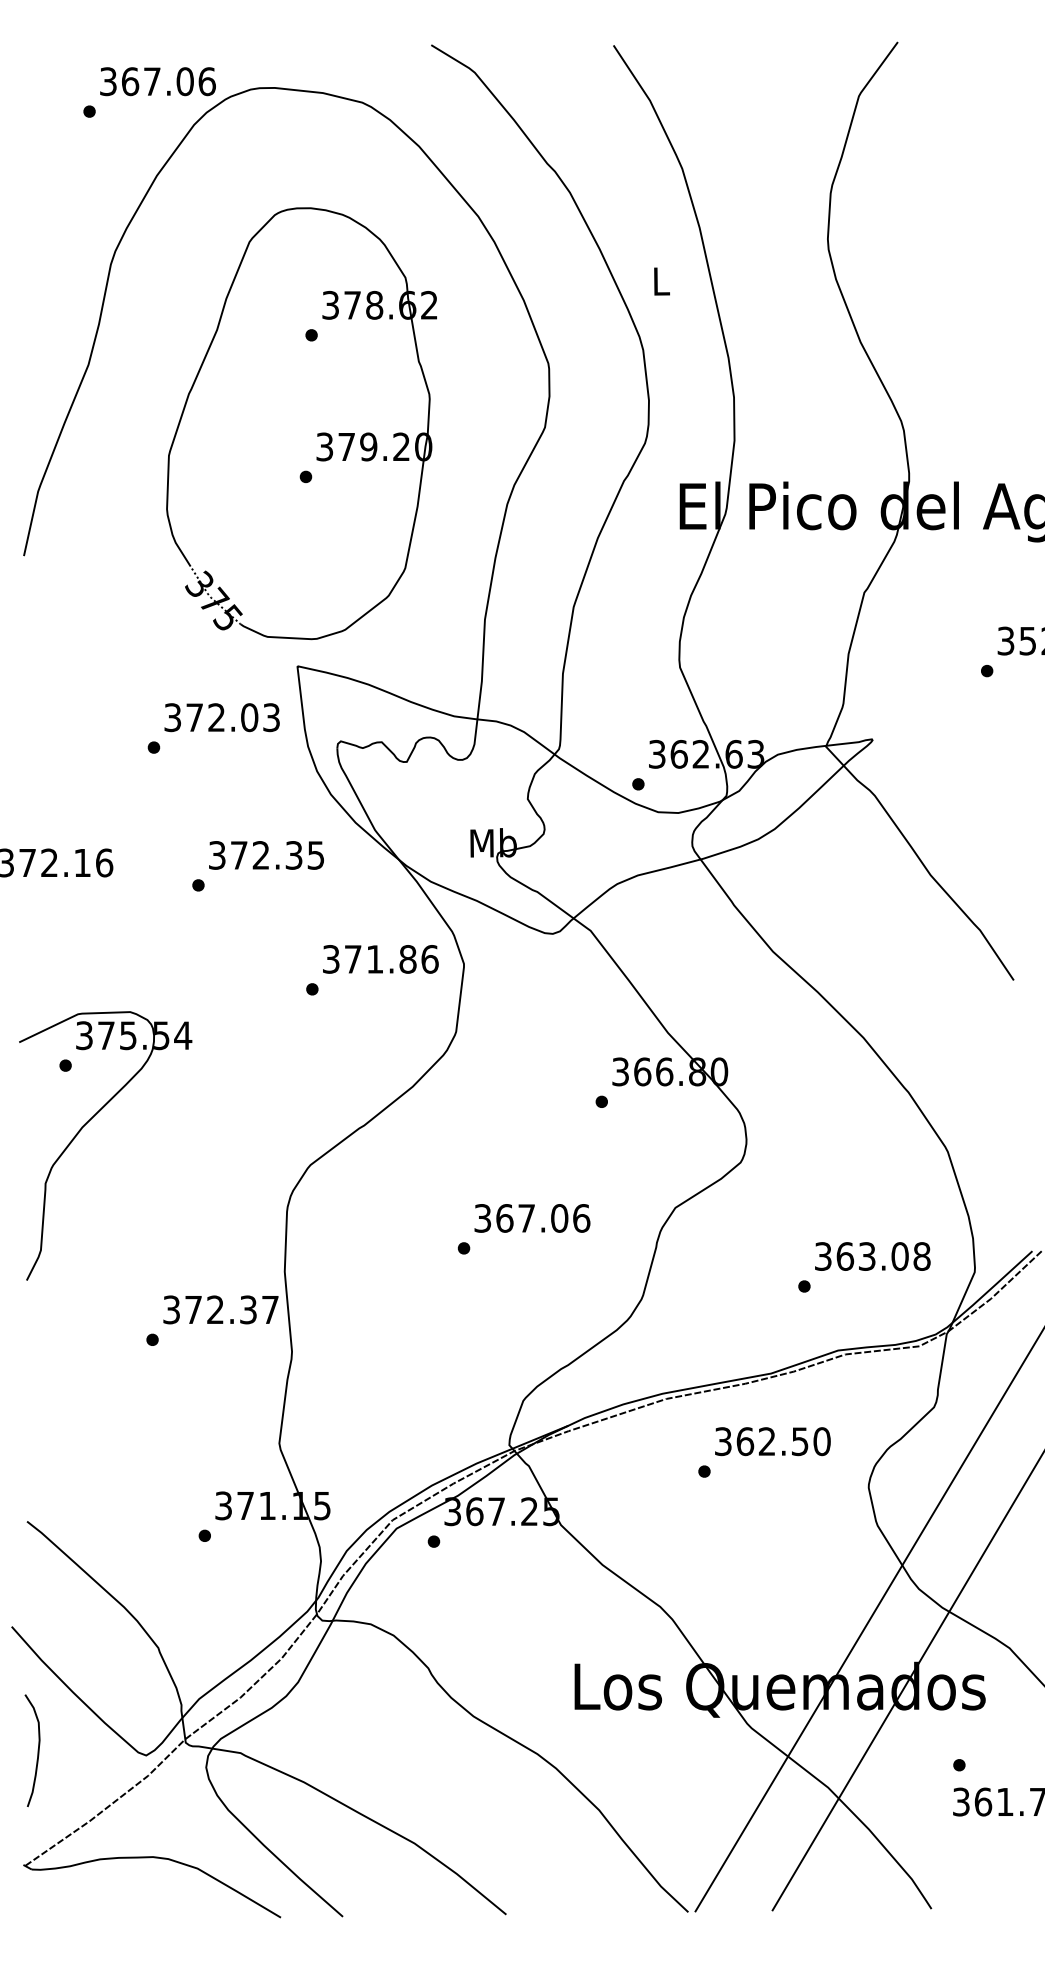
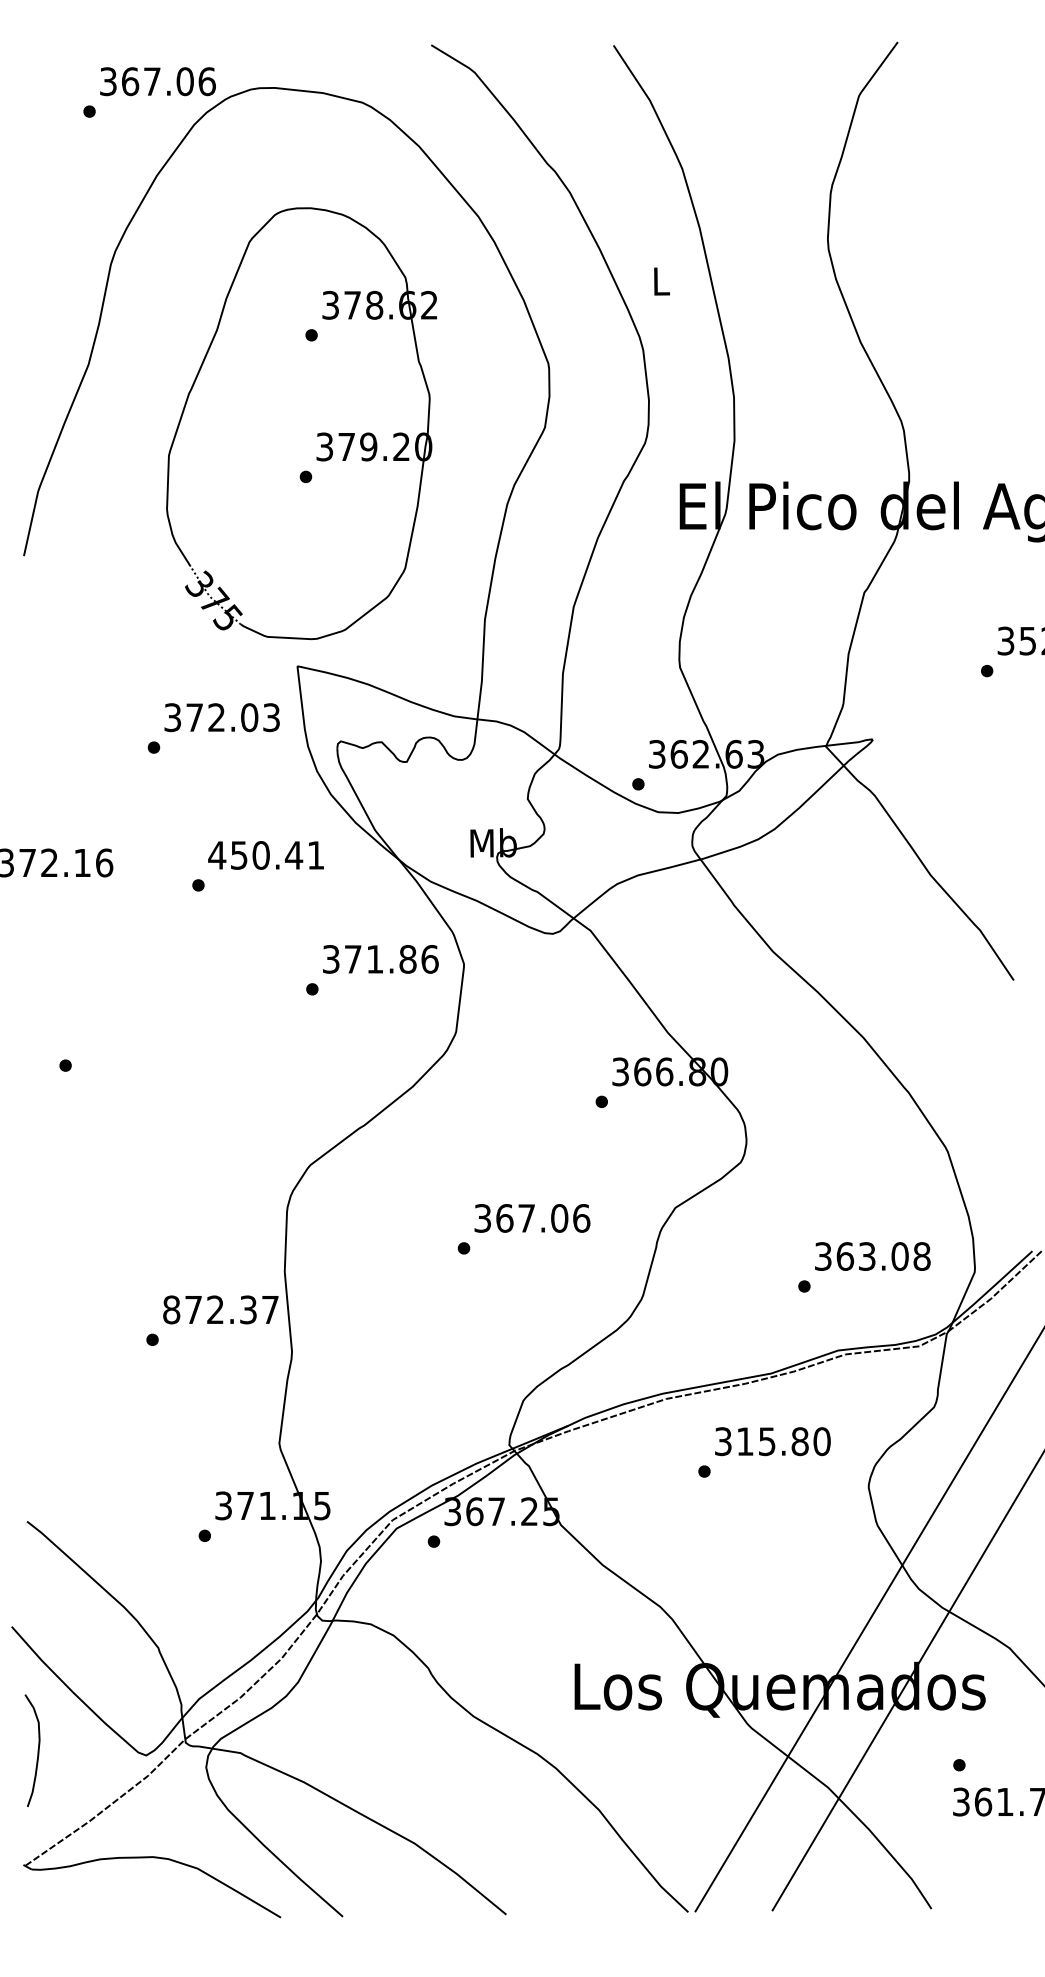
text: 372.35 -> 450.41 (266, 855)
part: present -> none (85, 1125)
text: 372.37 -> 872.37 (171, 1309)
text: 362.50 -> 315.80 (772, 1441)
